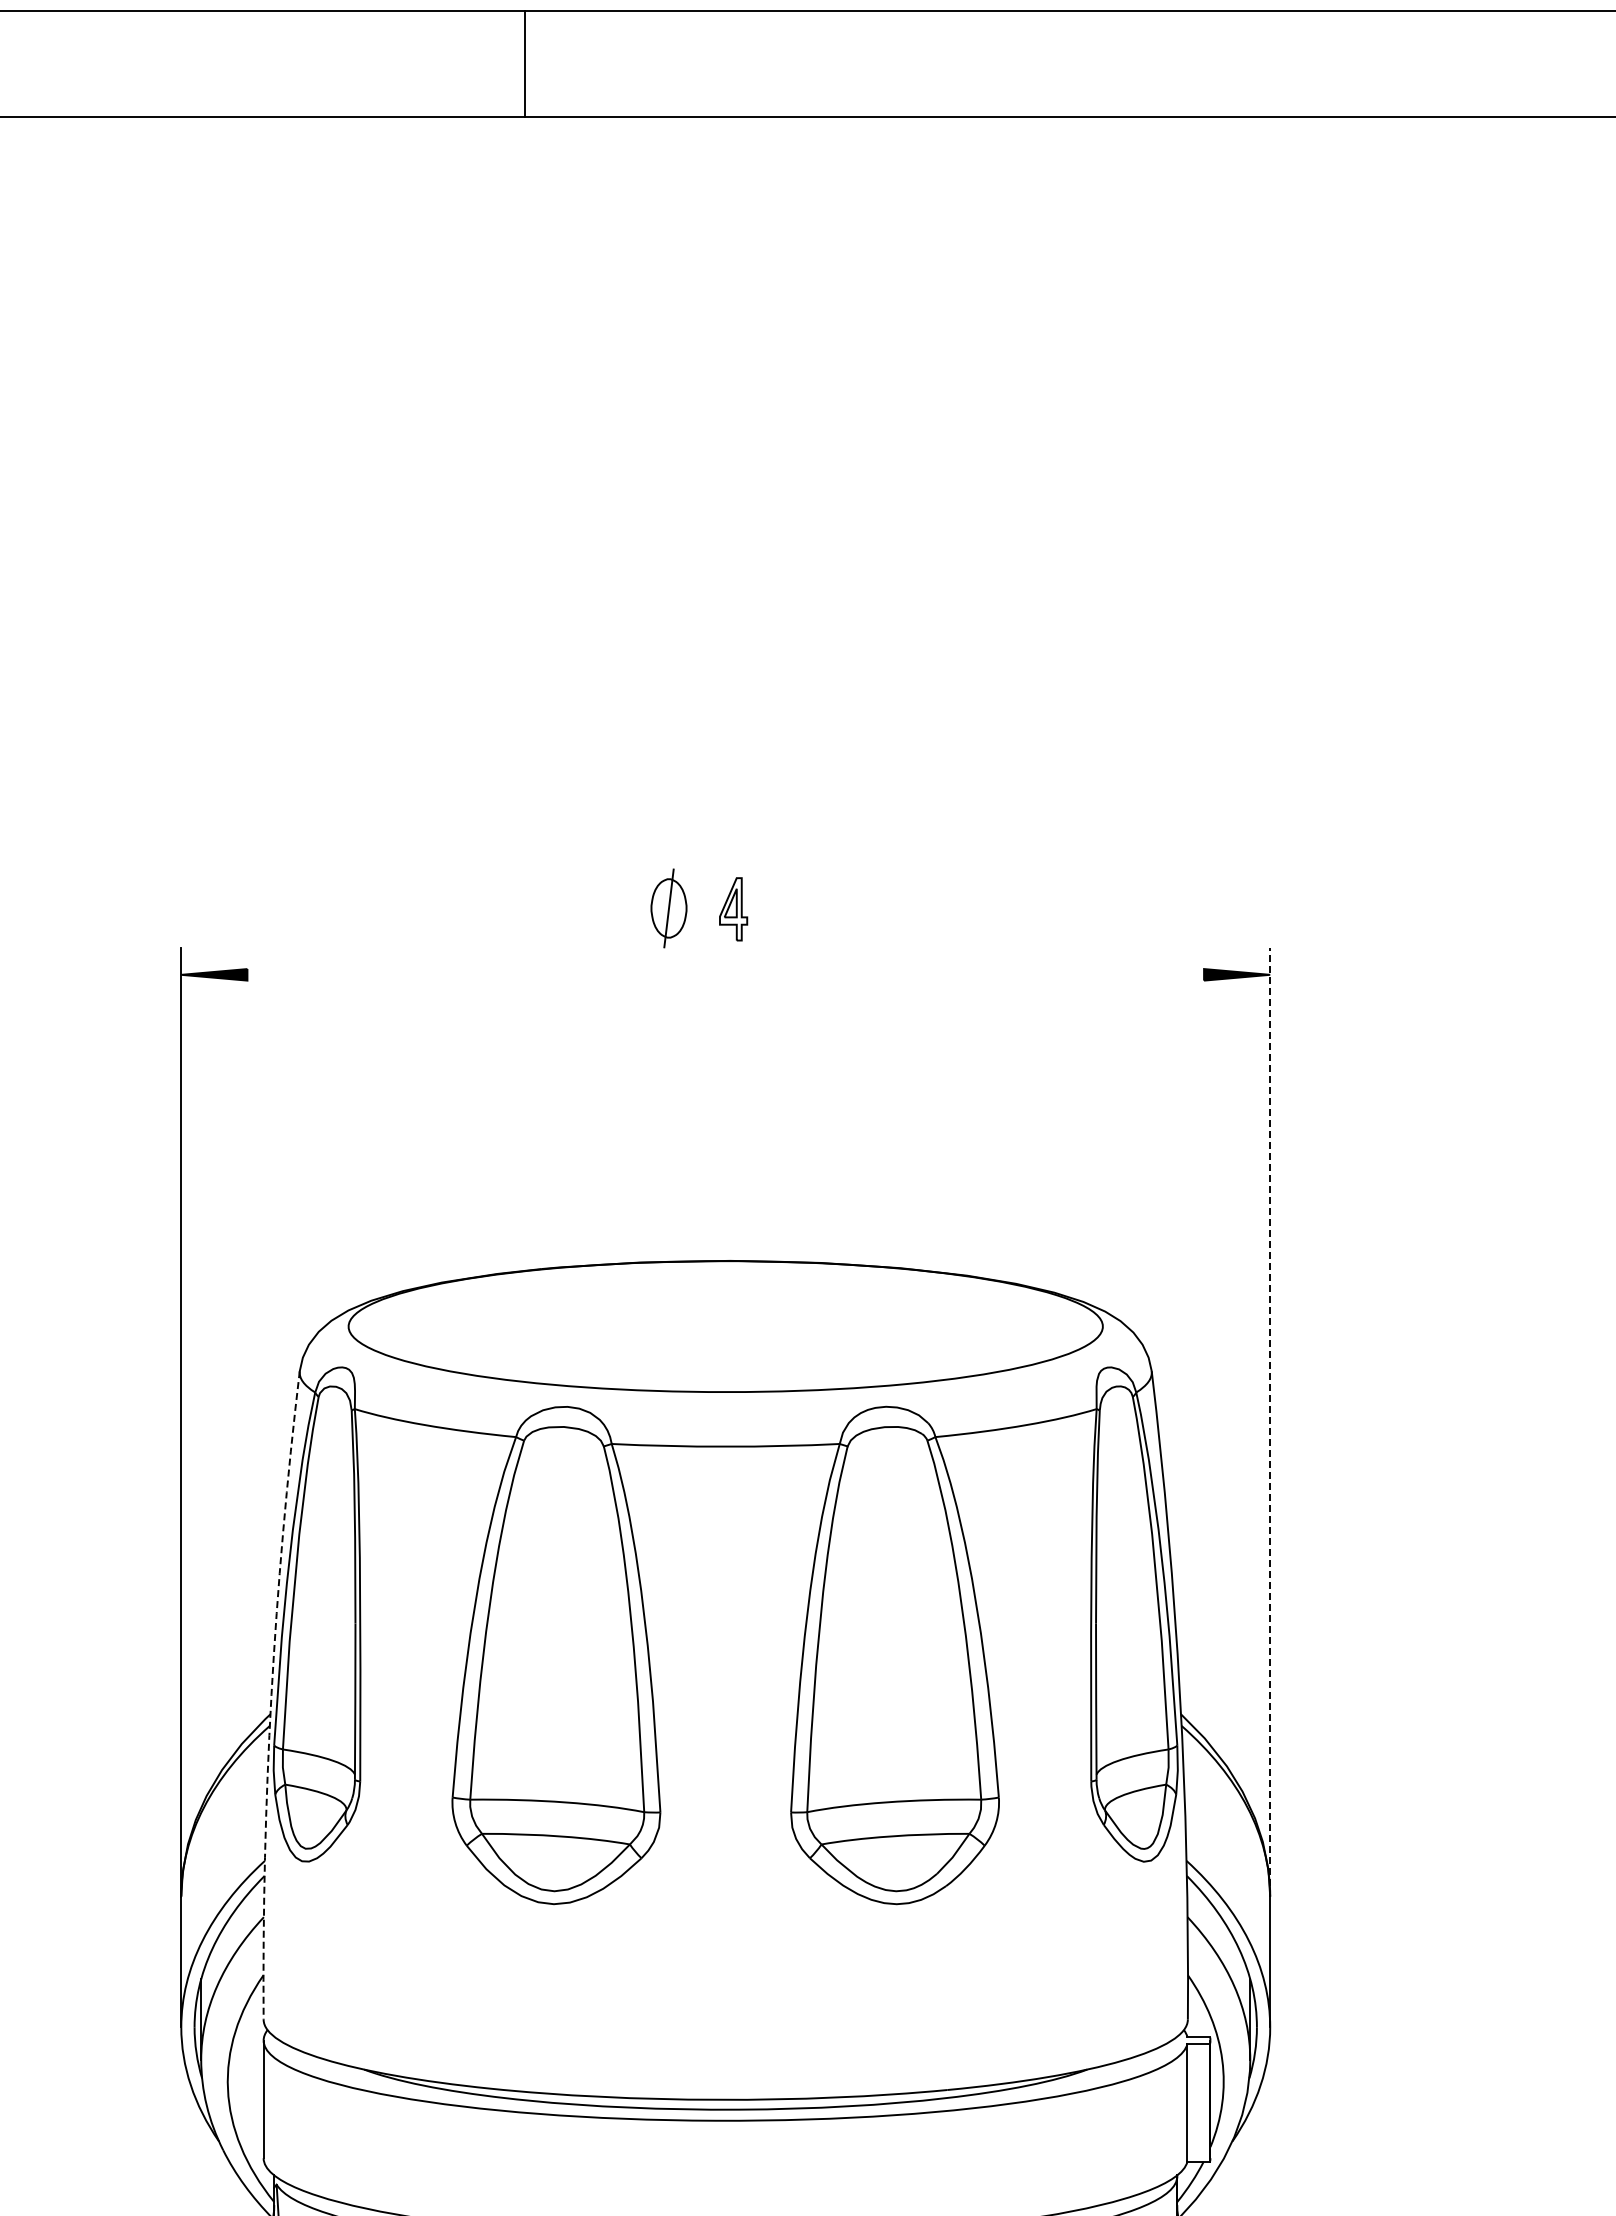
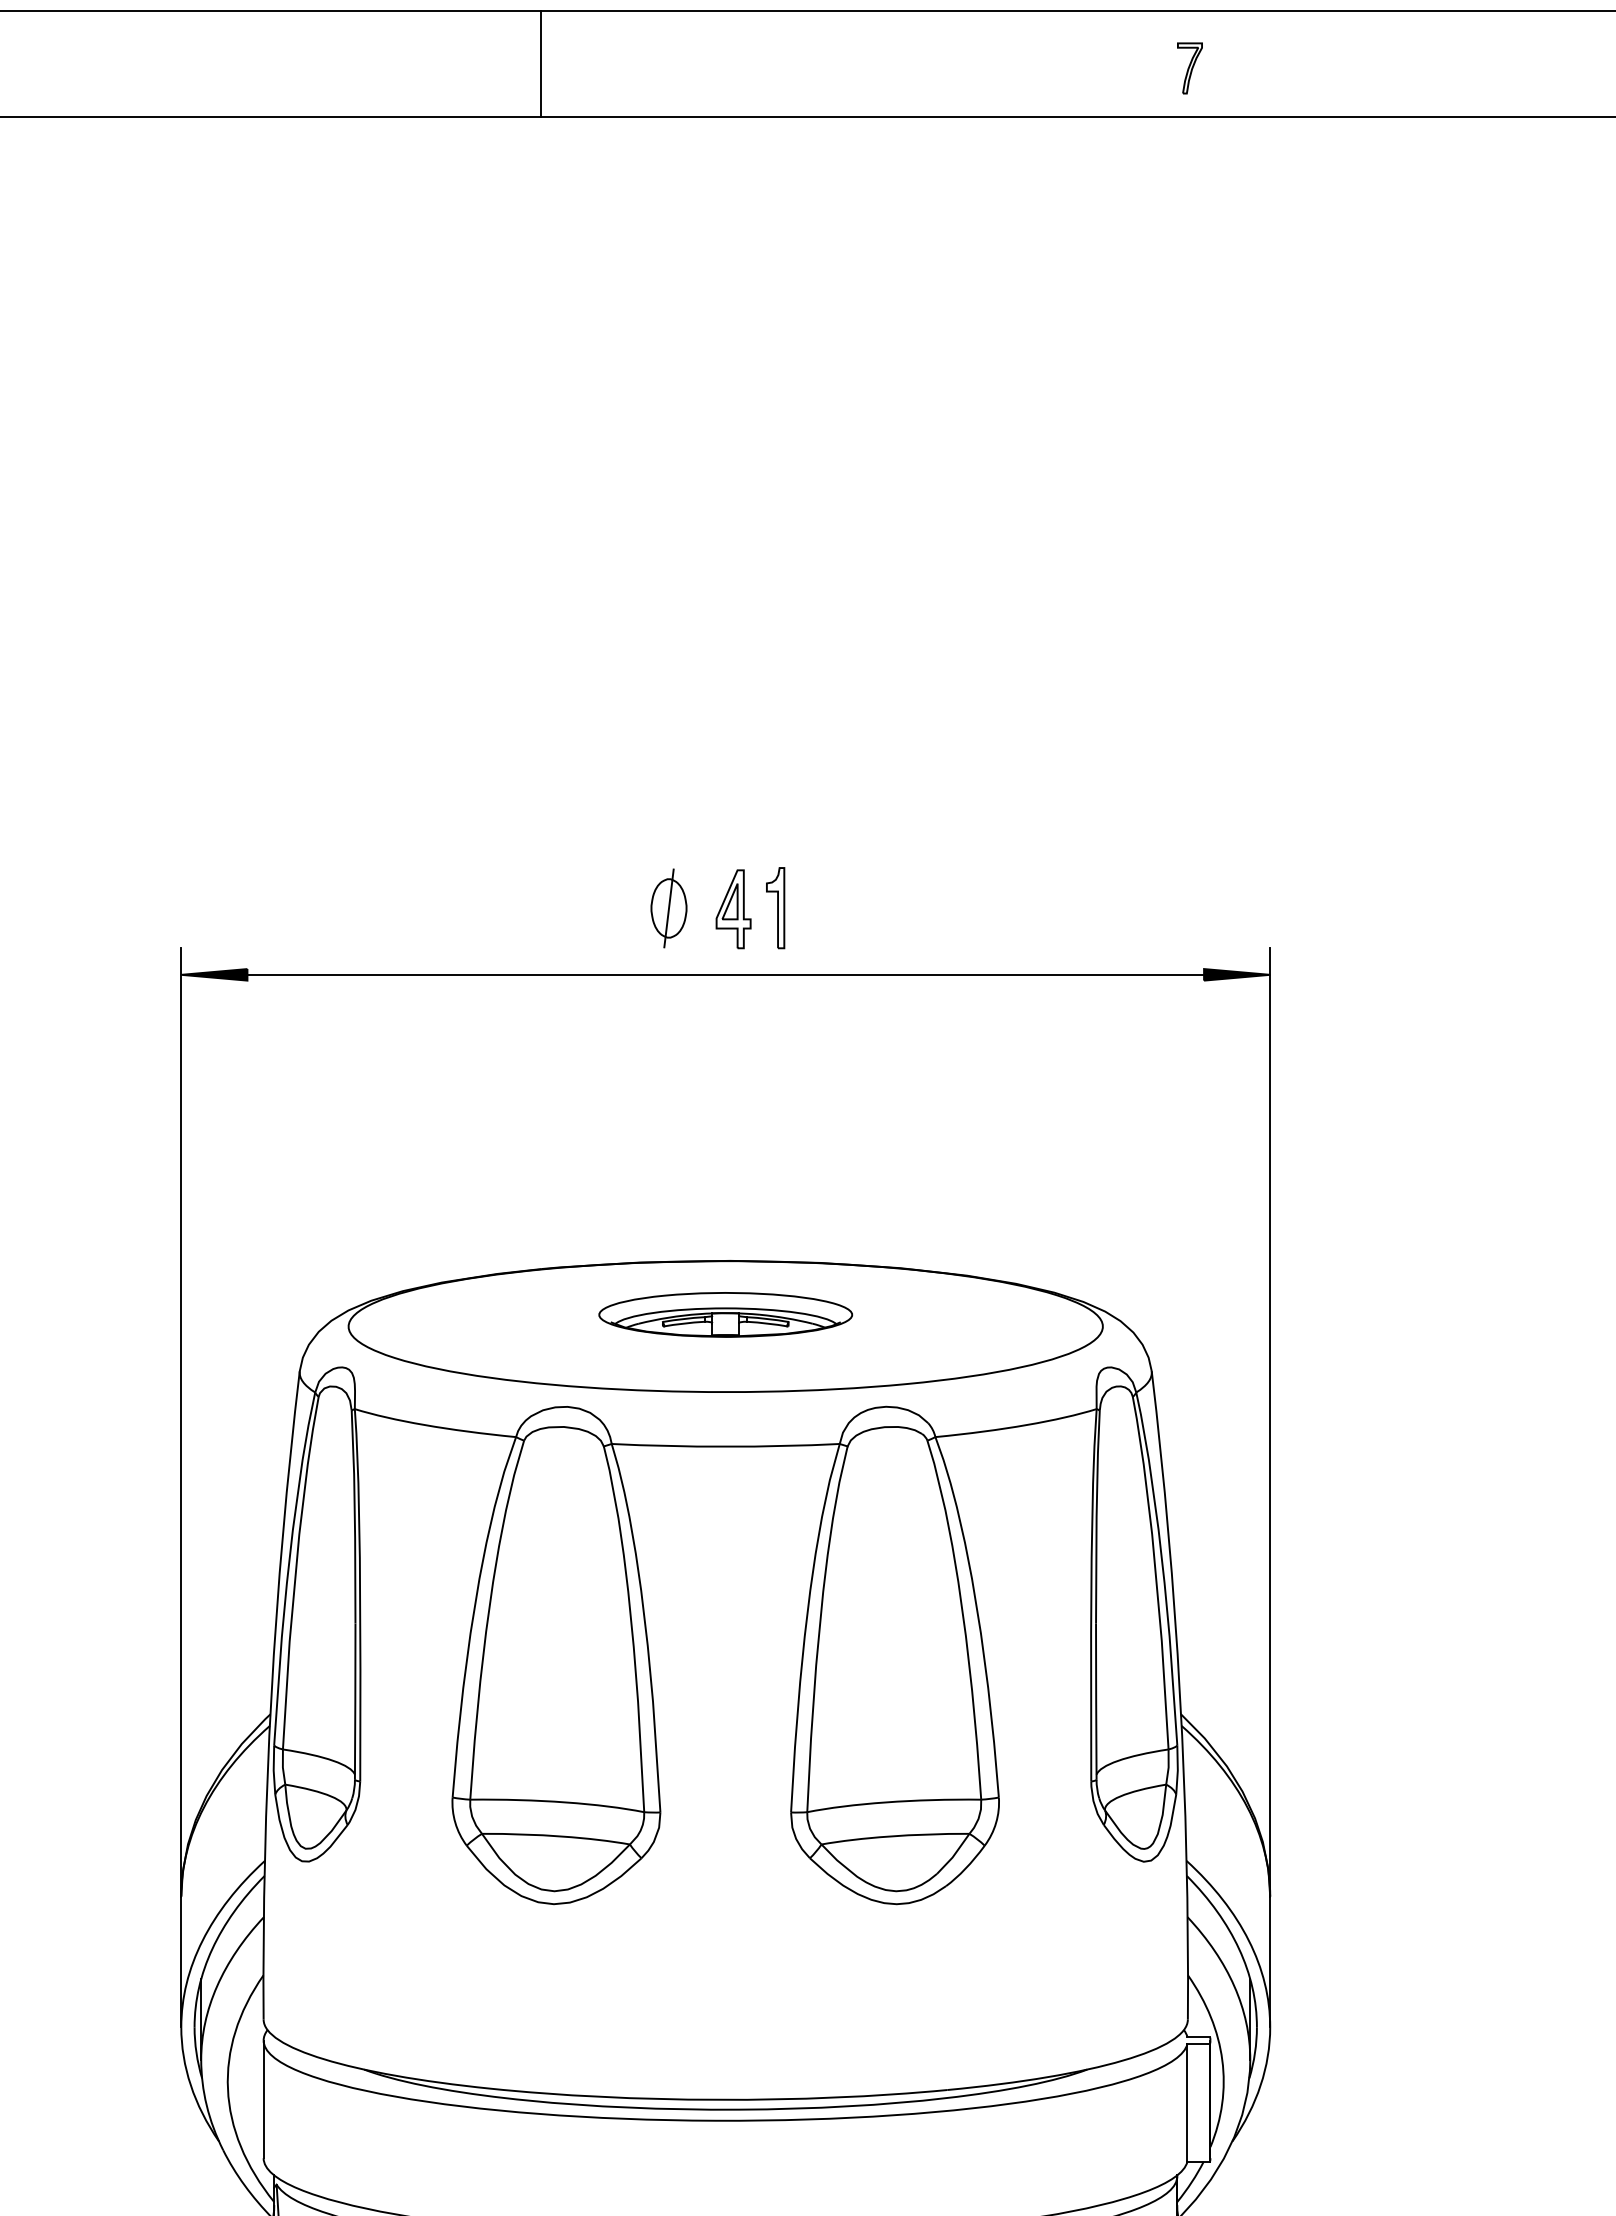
line position: (525, 63) -> (541, 63) (541, 63)
part: none -> present (1189, 68)
part: none -> present (775, 908)
part size: 30x65 px -> 37x81 px (733, 909)
line: none -> present (725, 974)
part: none -> present (725, 1314)
line: dashed -> solid (1270, 1421)
arc: dashed -> solid (271, 1694)
